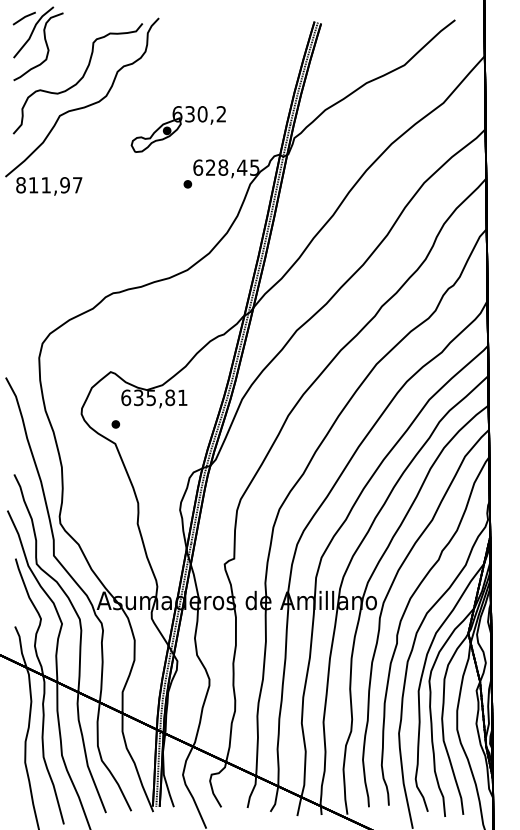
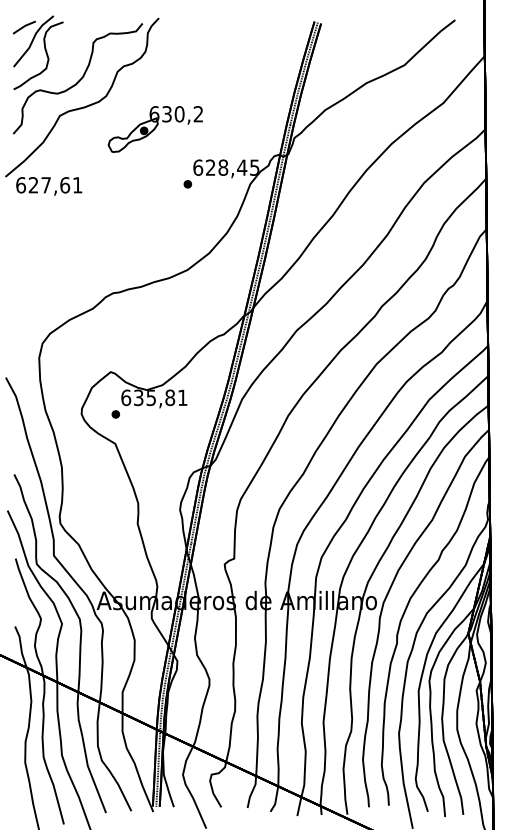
part position: (44, 40) -> (44, 49) (44, 49)
part position: (177, 129) -> (154, 129) (154, 129)
text: 811,97 -> 627,61 (49, 185)
part position: (115, 424) -> (115, 414) (115, 414)
